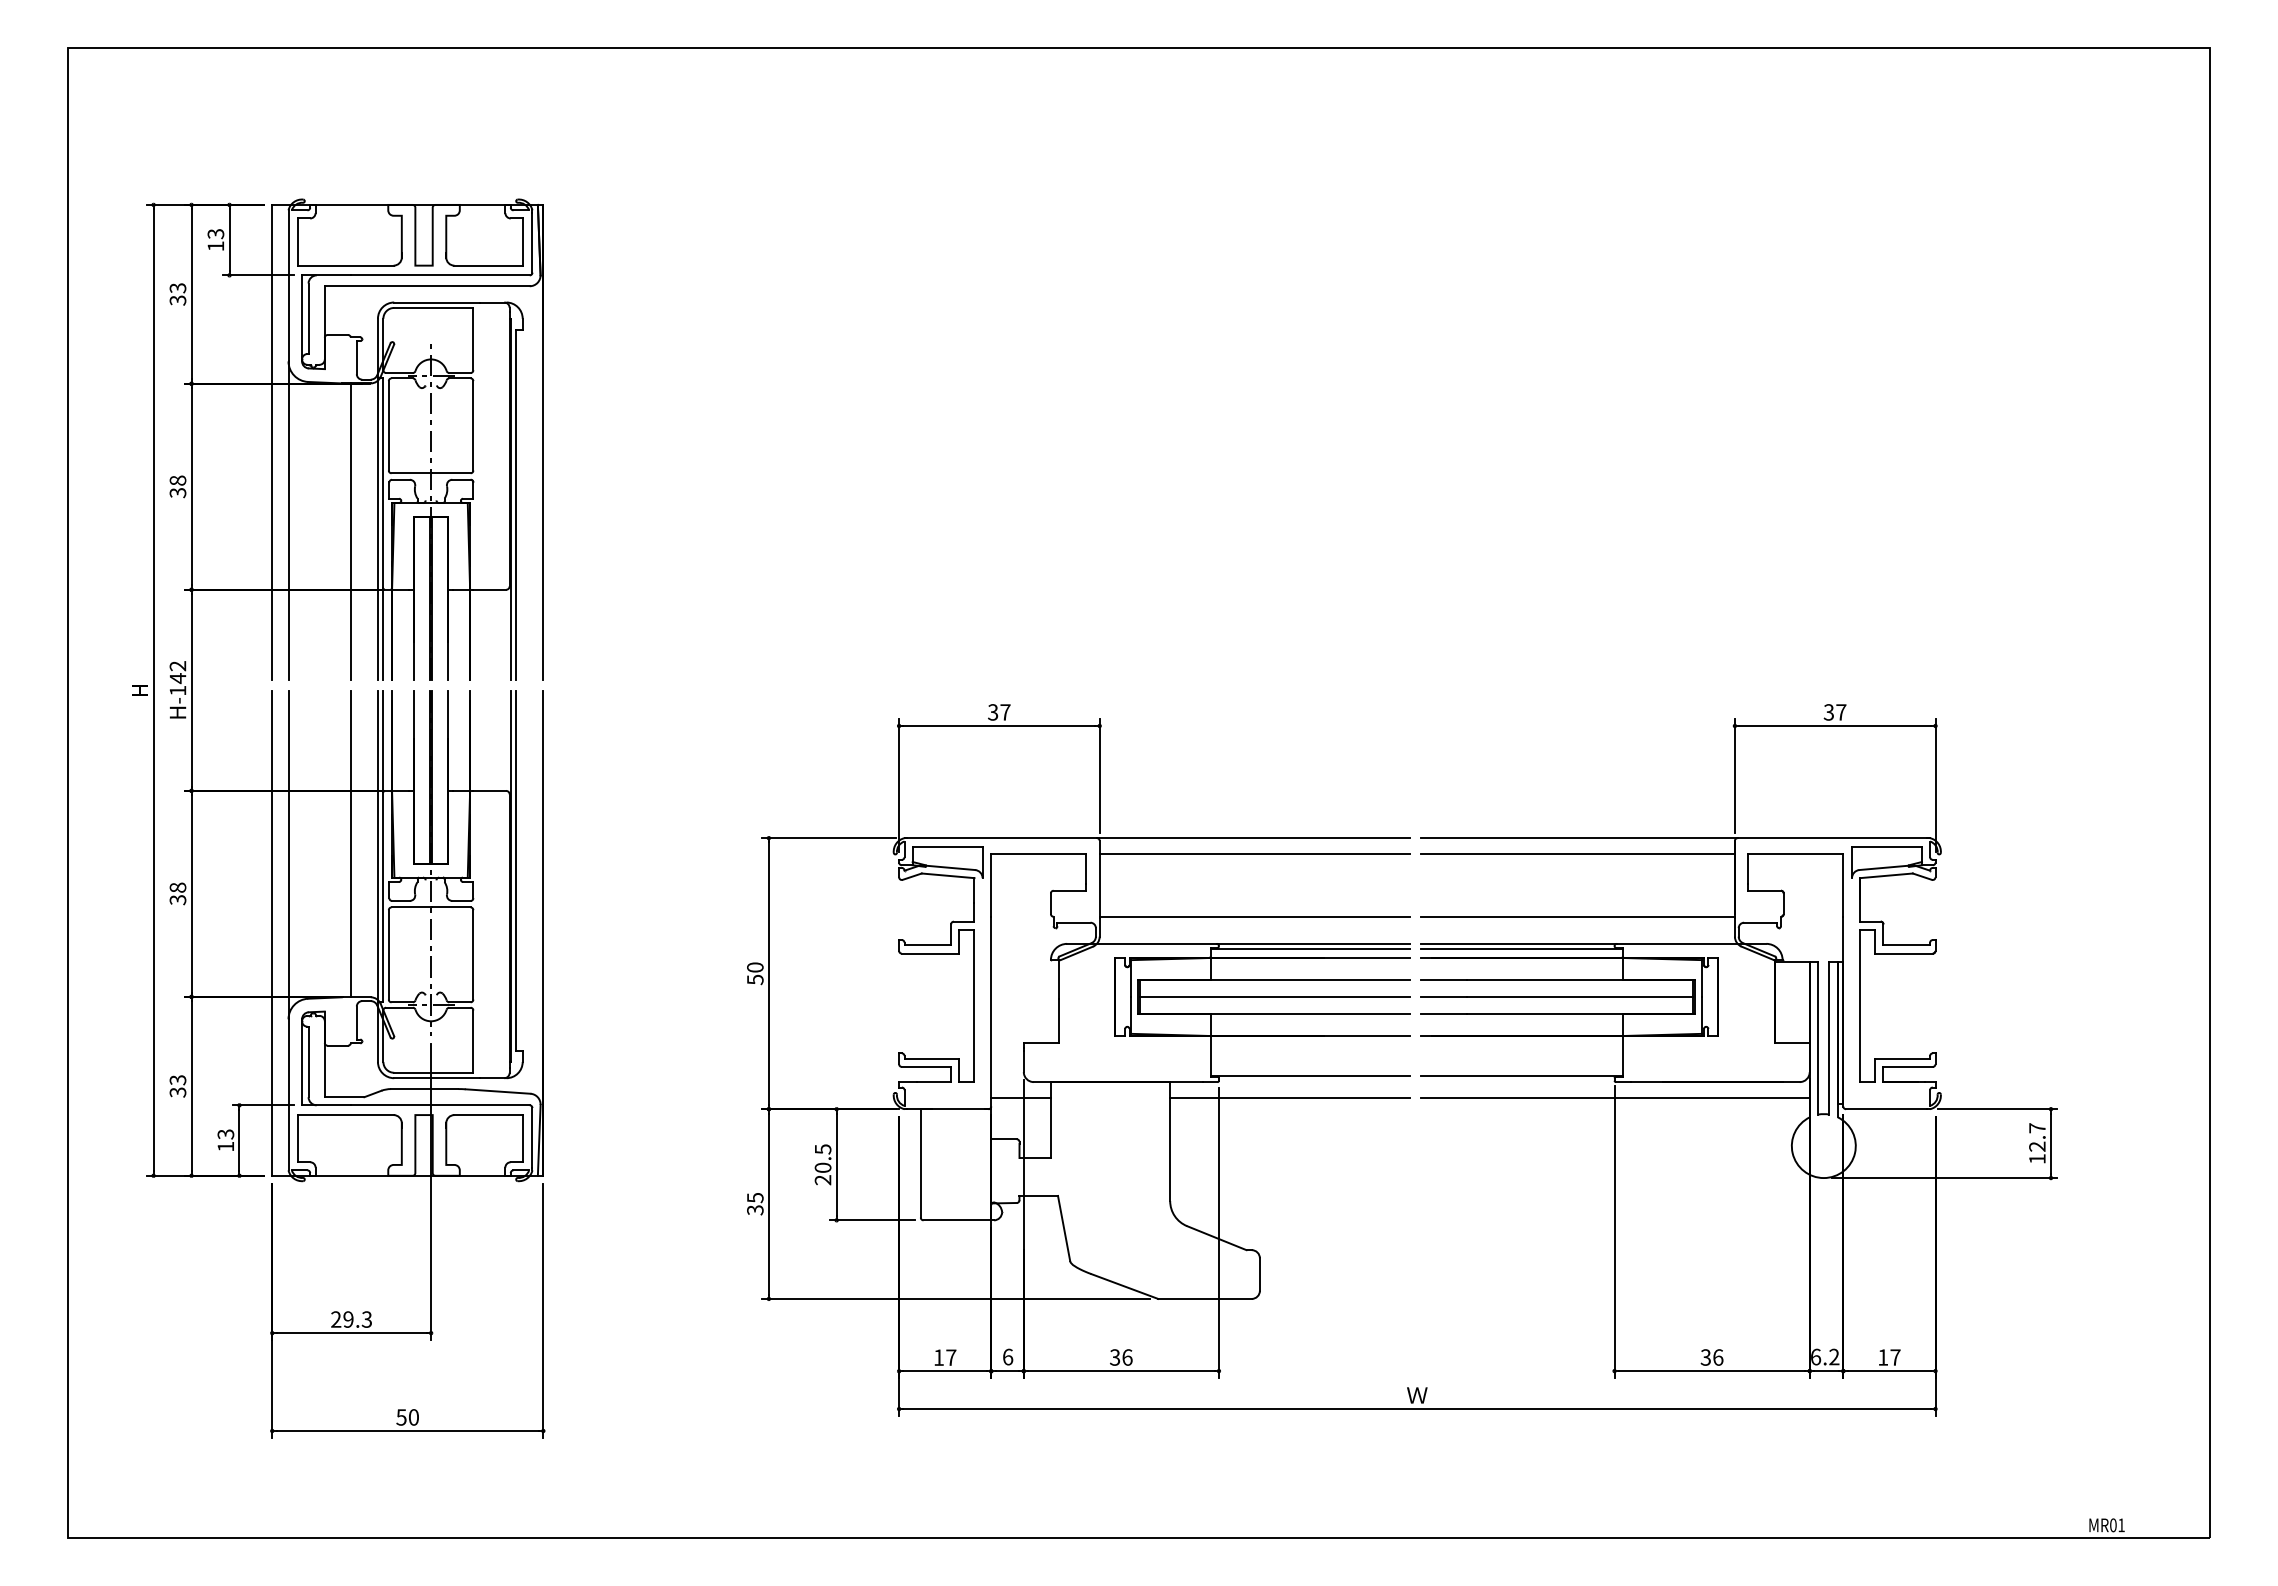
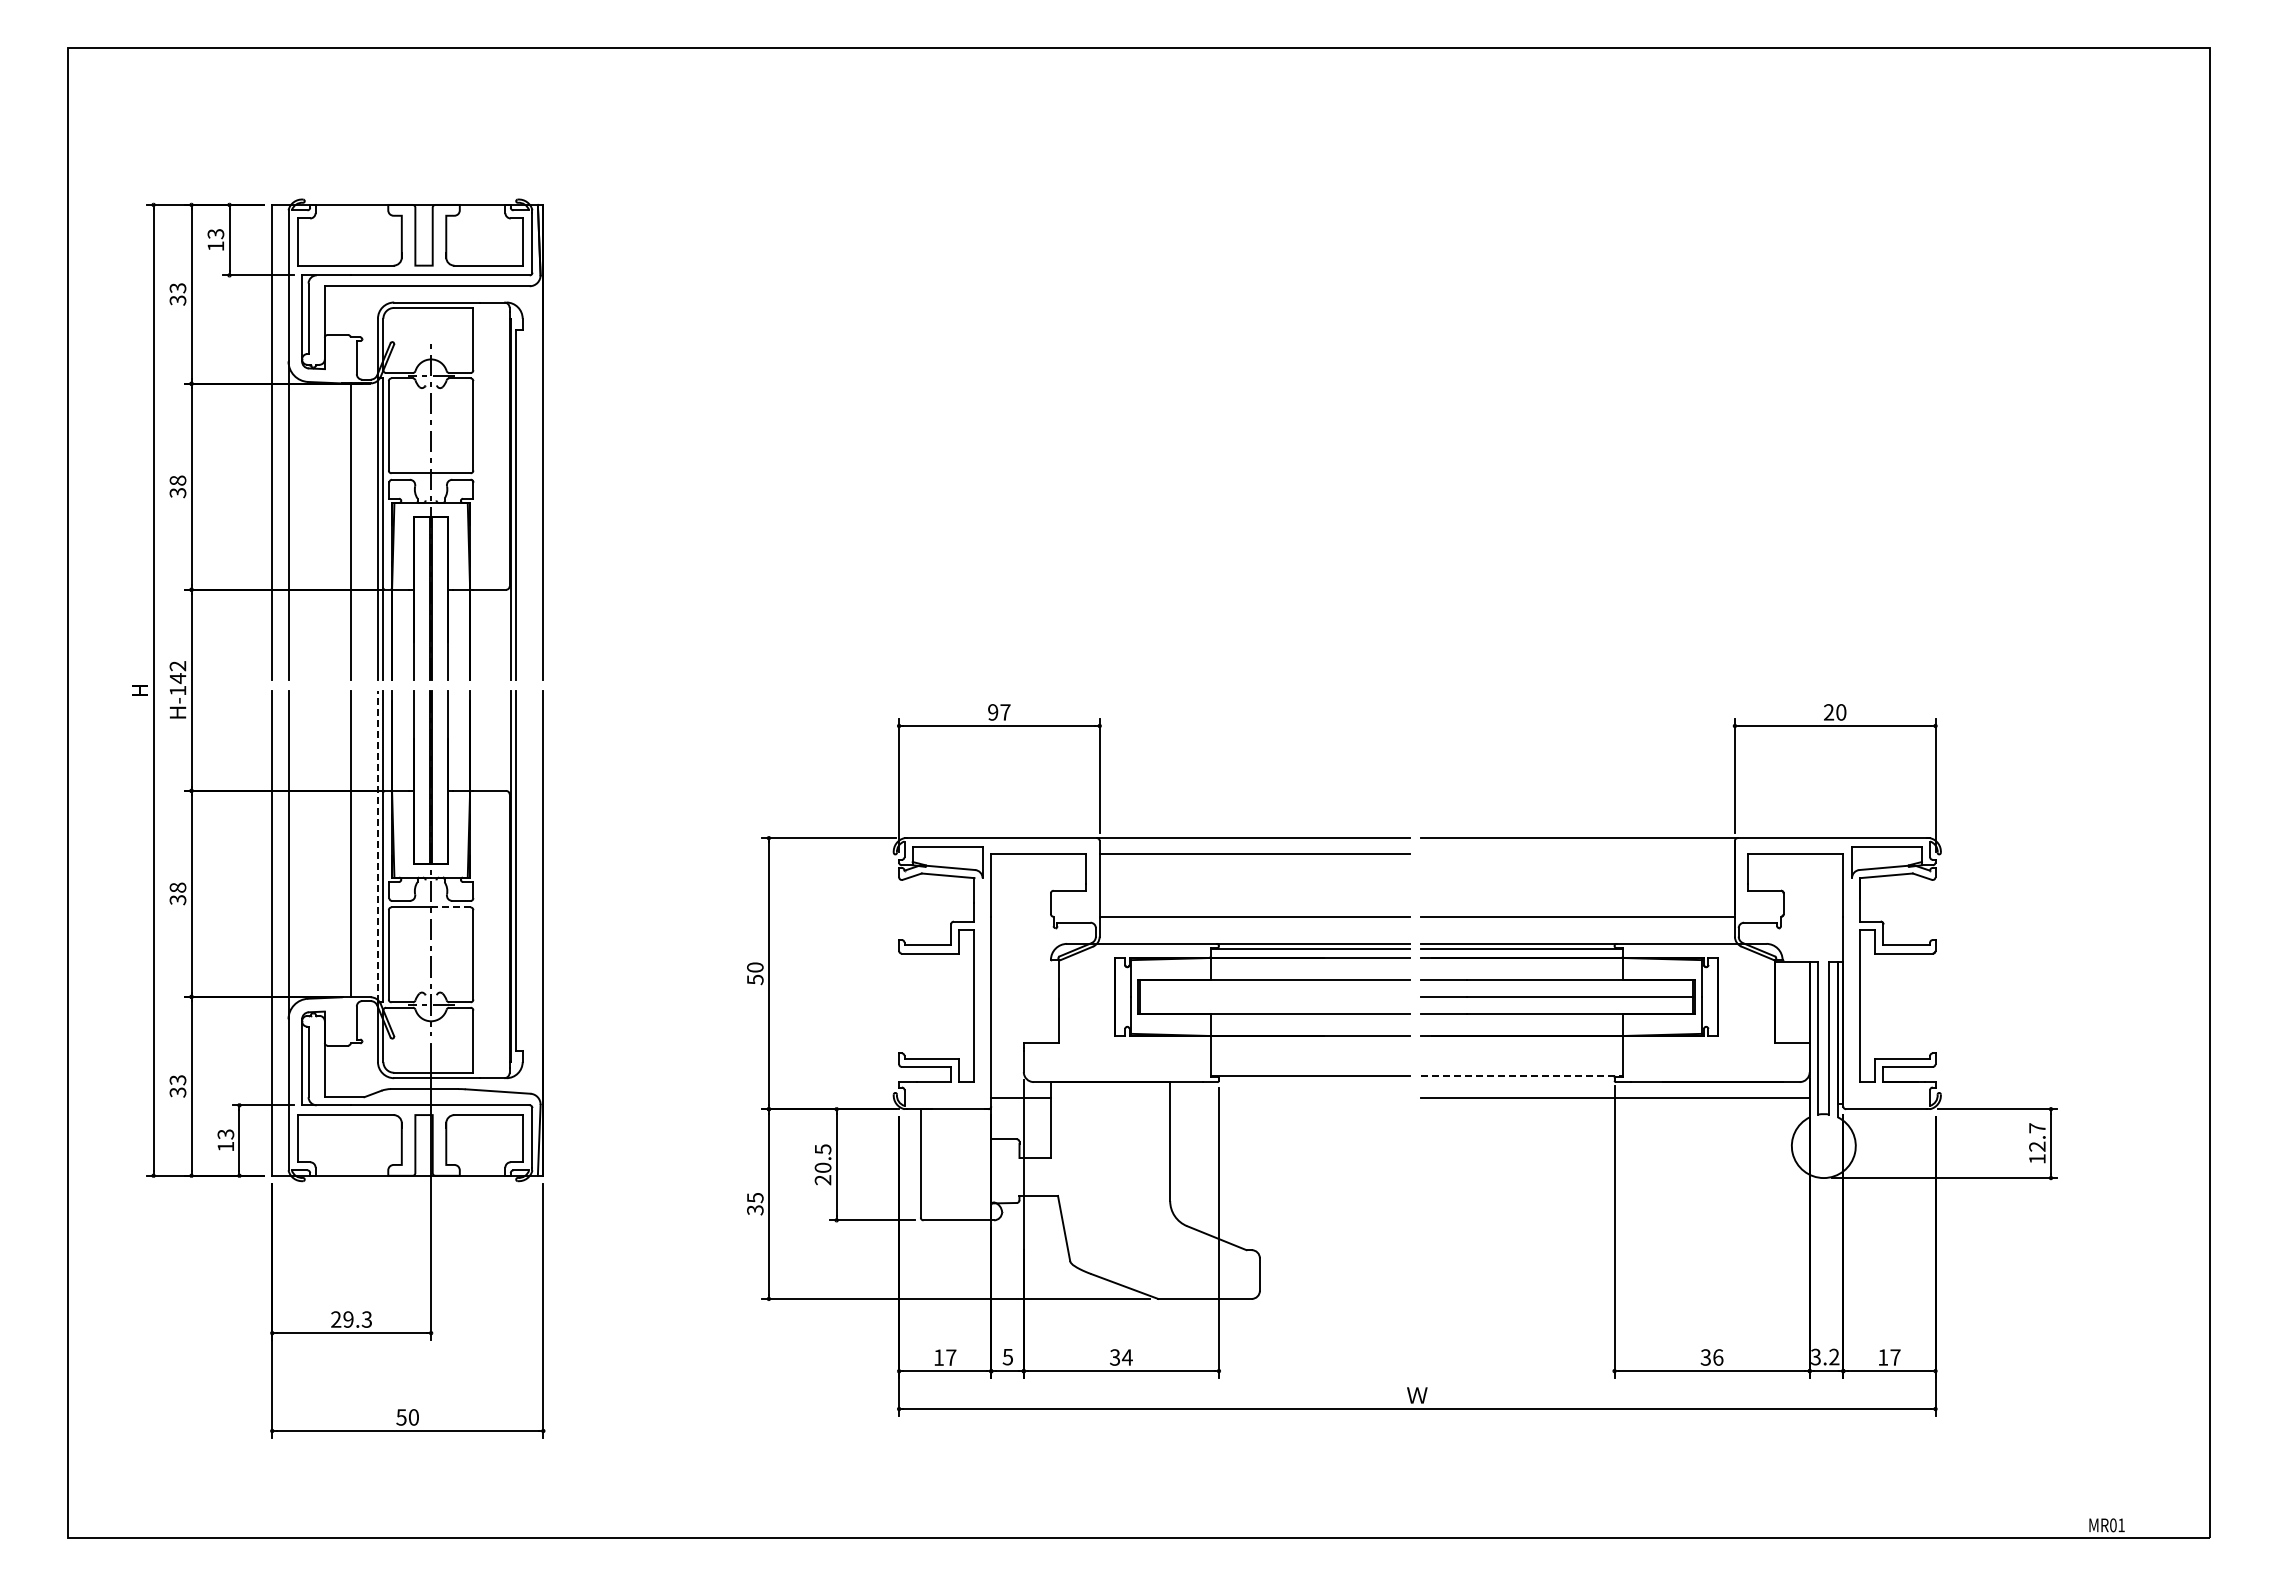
text: 37 -> 97 (993, 712)
text: 37 -> 20 (1834, 712)
line: solid -> dashed (377, 846)
line: present -> none (1577, 854)
line: solid -> dashed (450, 907)
line: present -> none (1275, 997)
line: solid -> dashed (1521, 1075)
line: present -> none (1290, 1098)
text: 6 -> 5 (1007, 1356)
text: 6.2 -> 3.2 (1816, 1356)
text: 36 -> 34 (1126, 1357)
